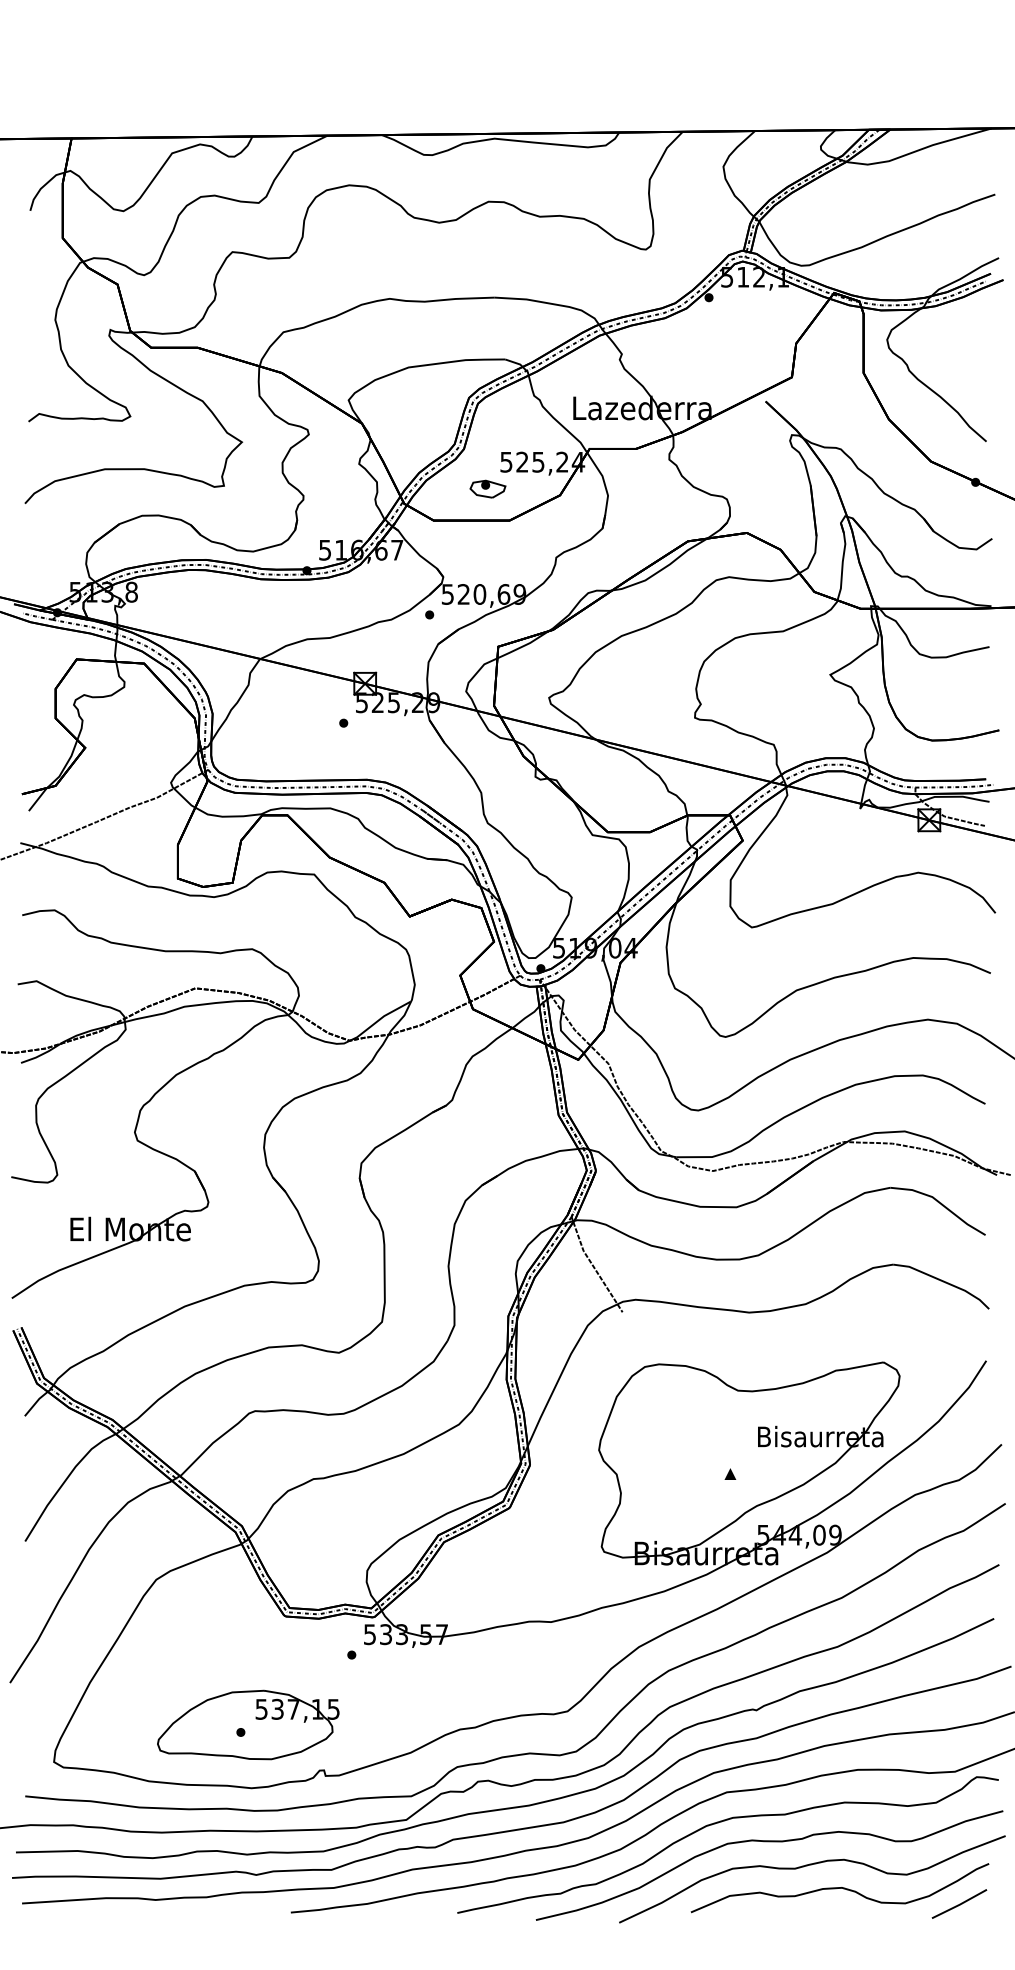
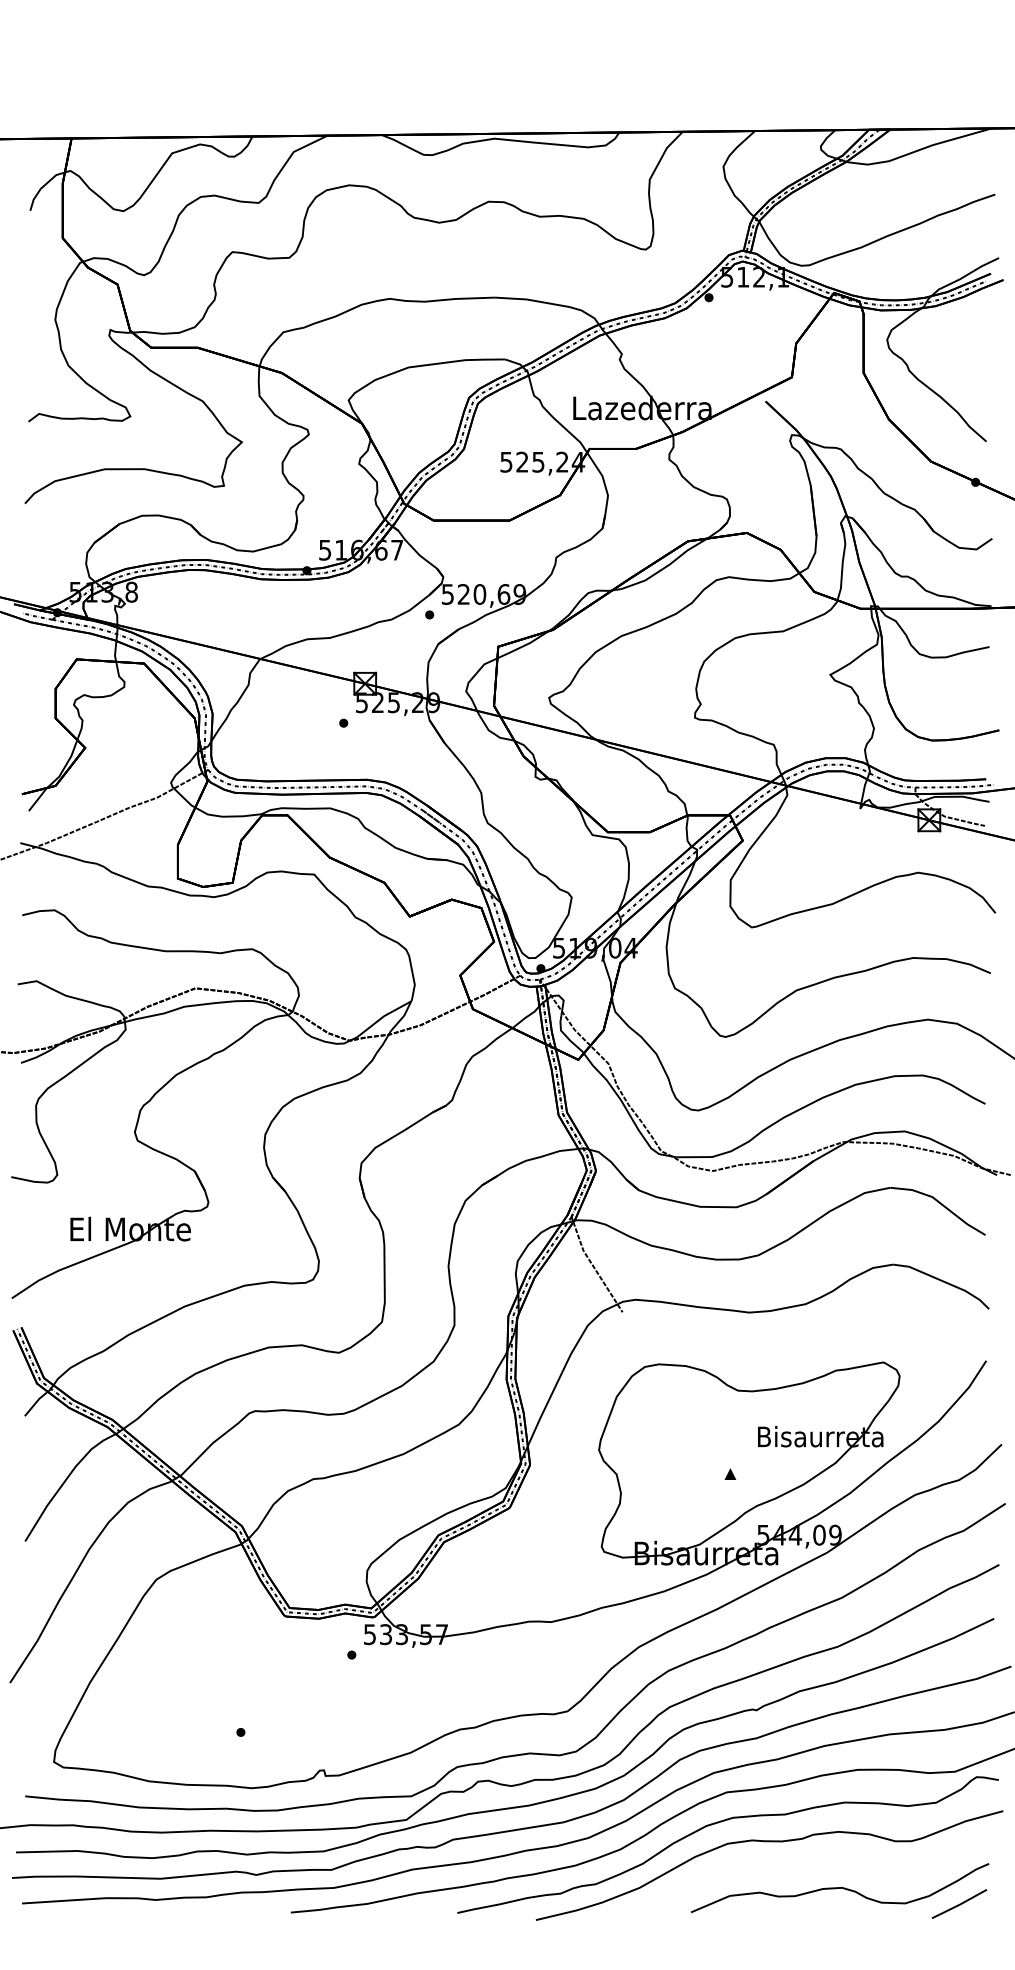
part: present -> none (487, 488)
part: present -> none (248, 1724)
curve: present -> none (807, 1866)
